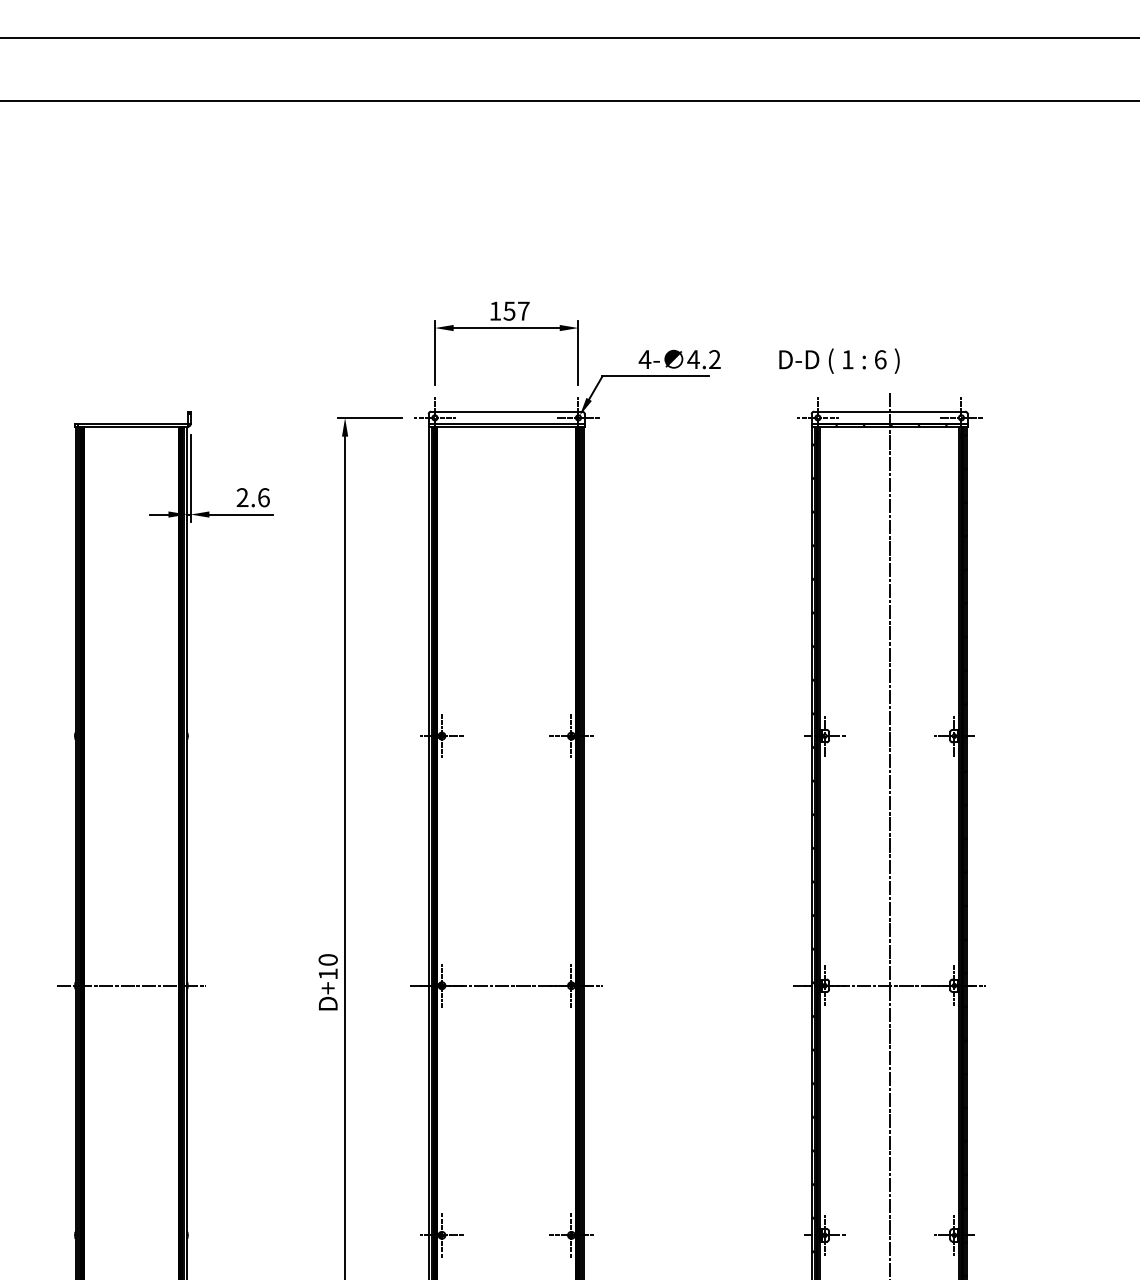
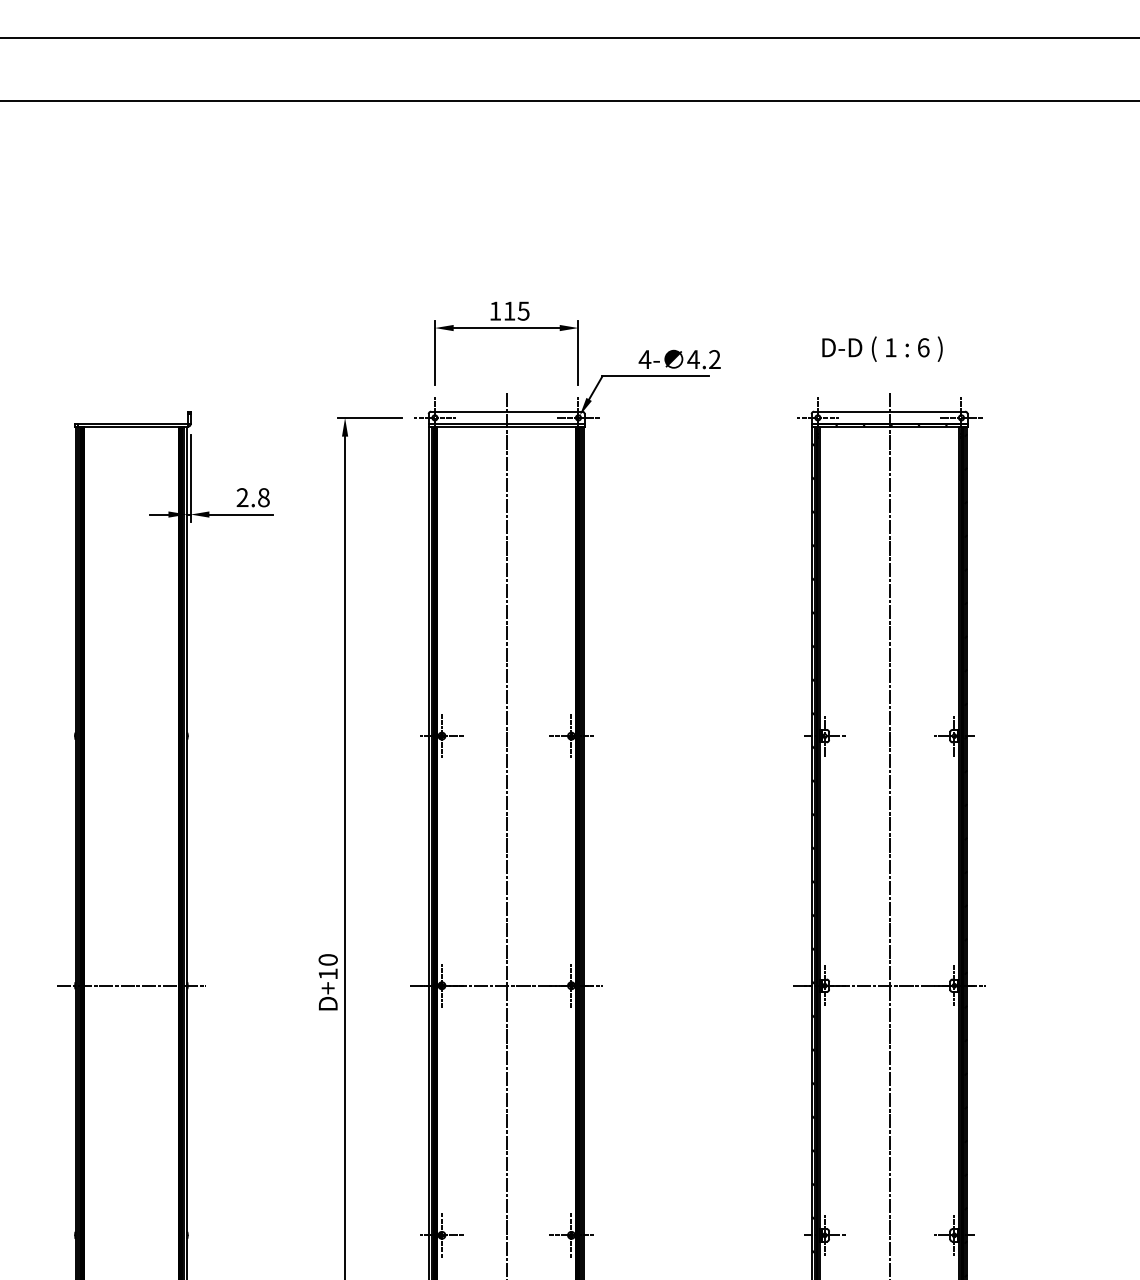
text: 157 -> 115 (516, 310)
text position: (839, 360) -> (882, 348) (882, 348)
text: 2.6 -> 2.8 (263, 497)
line: none -> present (506, 834)
